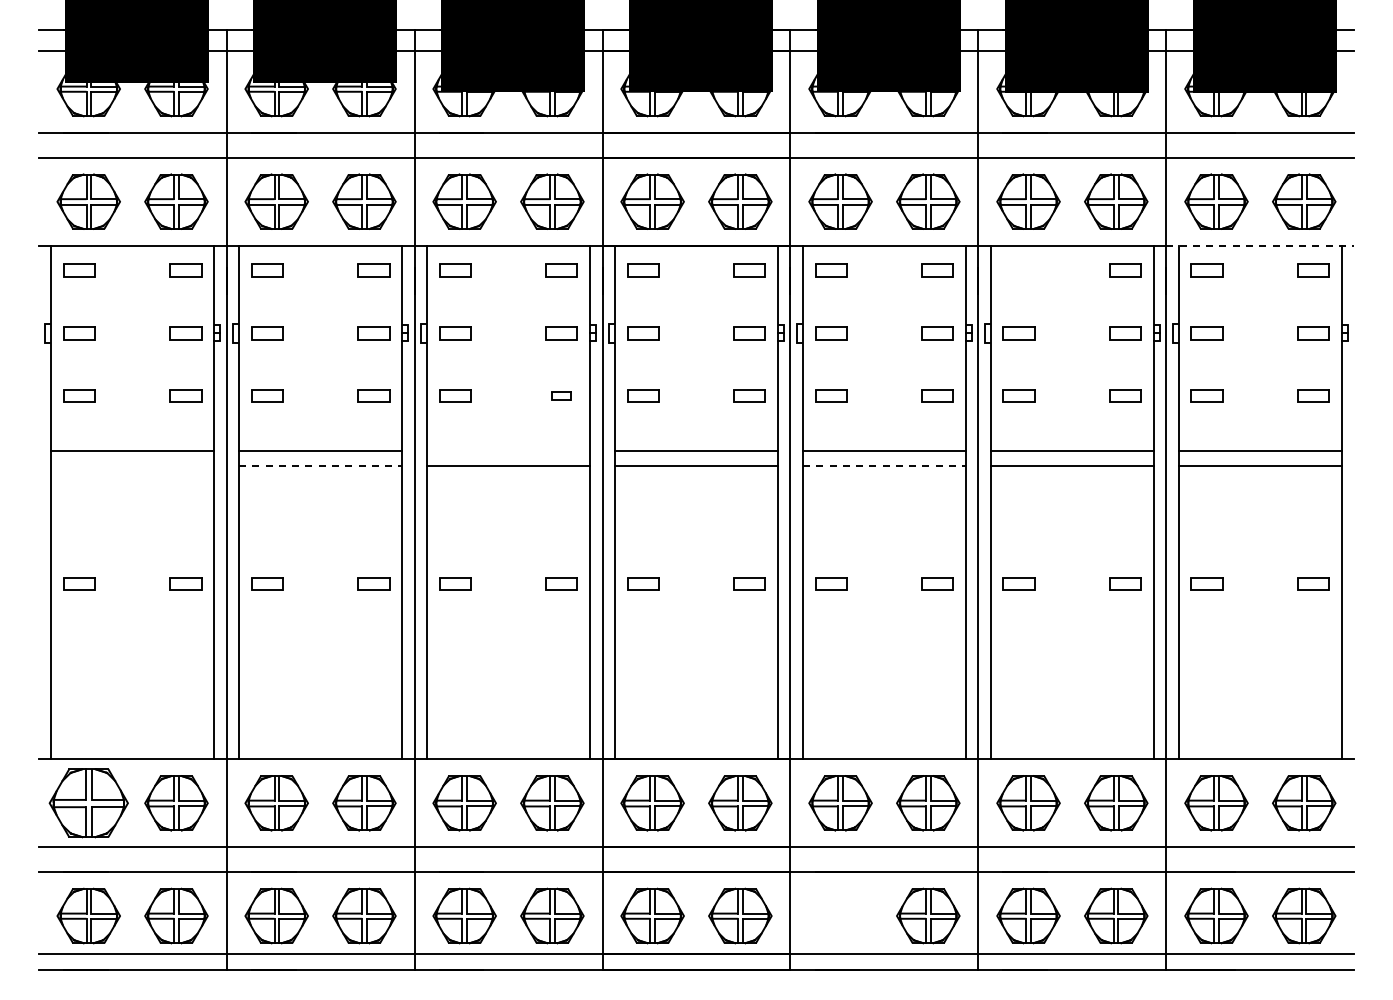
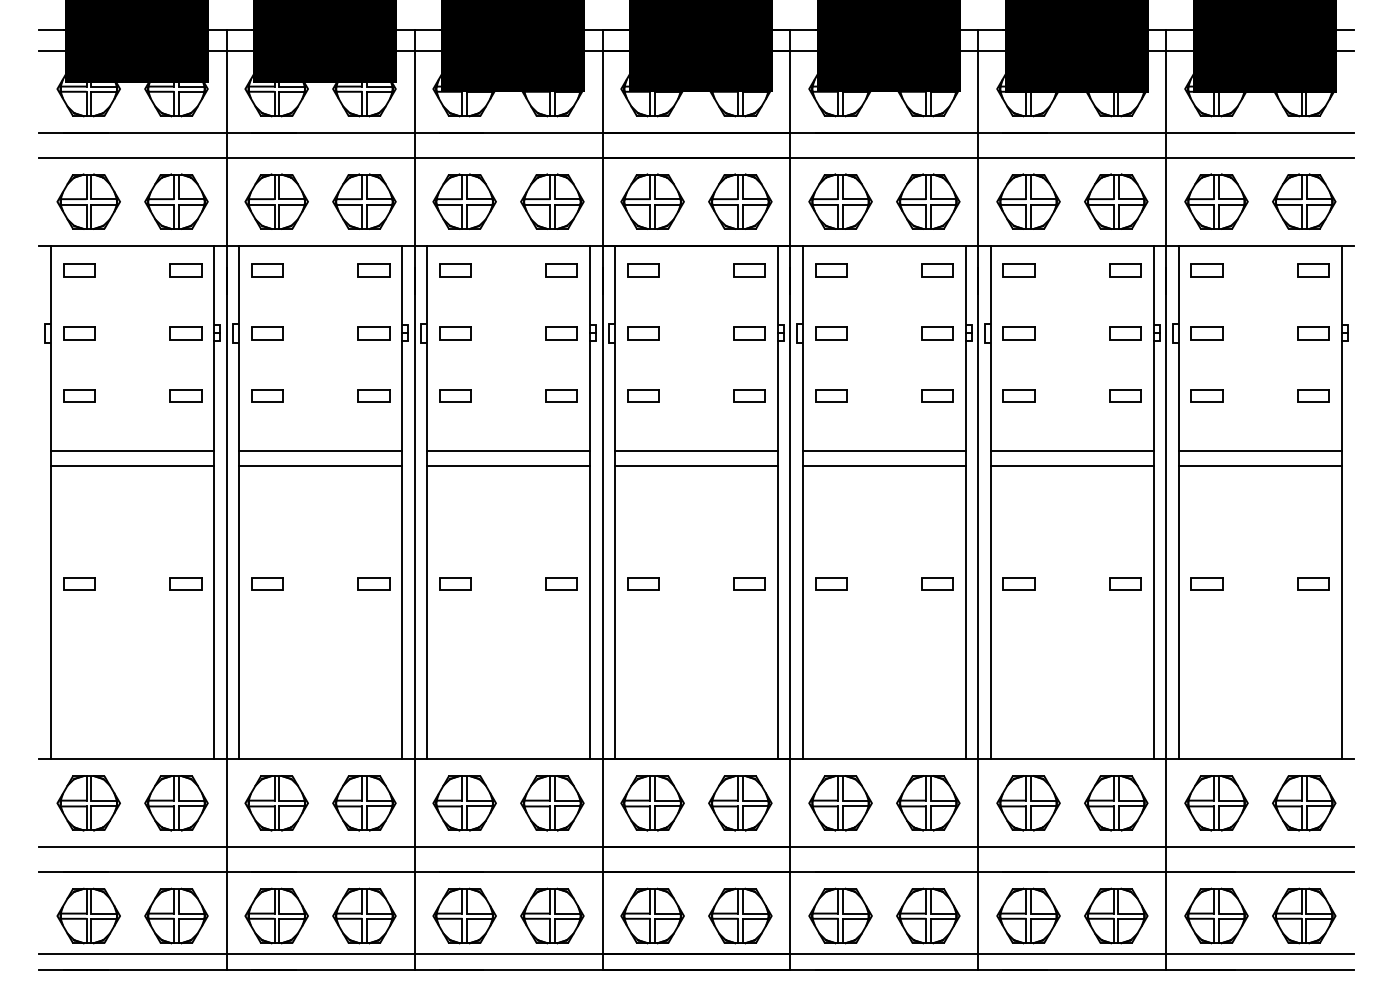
line: dashed -> solid (1260, 245)
part: none -> present (1018, 270)
part size: 21x10 px -> 33x14 px (561, 395)
line: none -> present (508, 451)
line: none -> present (132, 466)
line: dashed -> solid (321, 466)
line: dashed -> solid (884, 466)
part size: 81x71 px -> 65x57 px (88, 803)
part: none -> present (840, 915)
